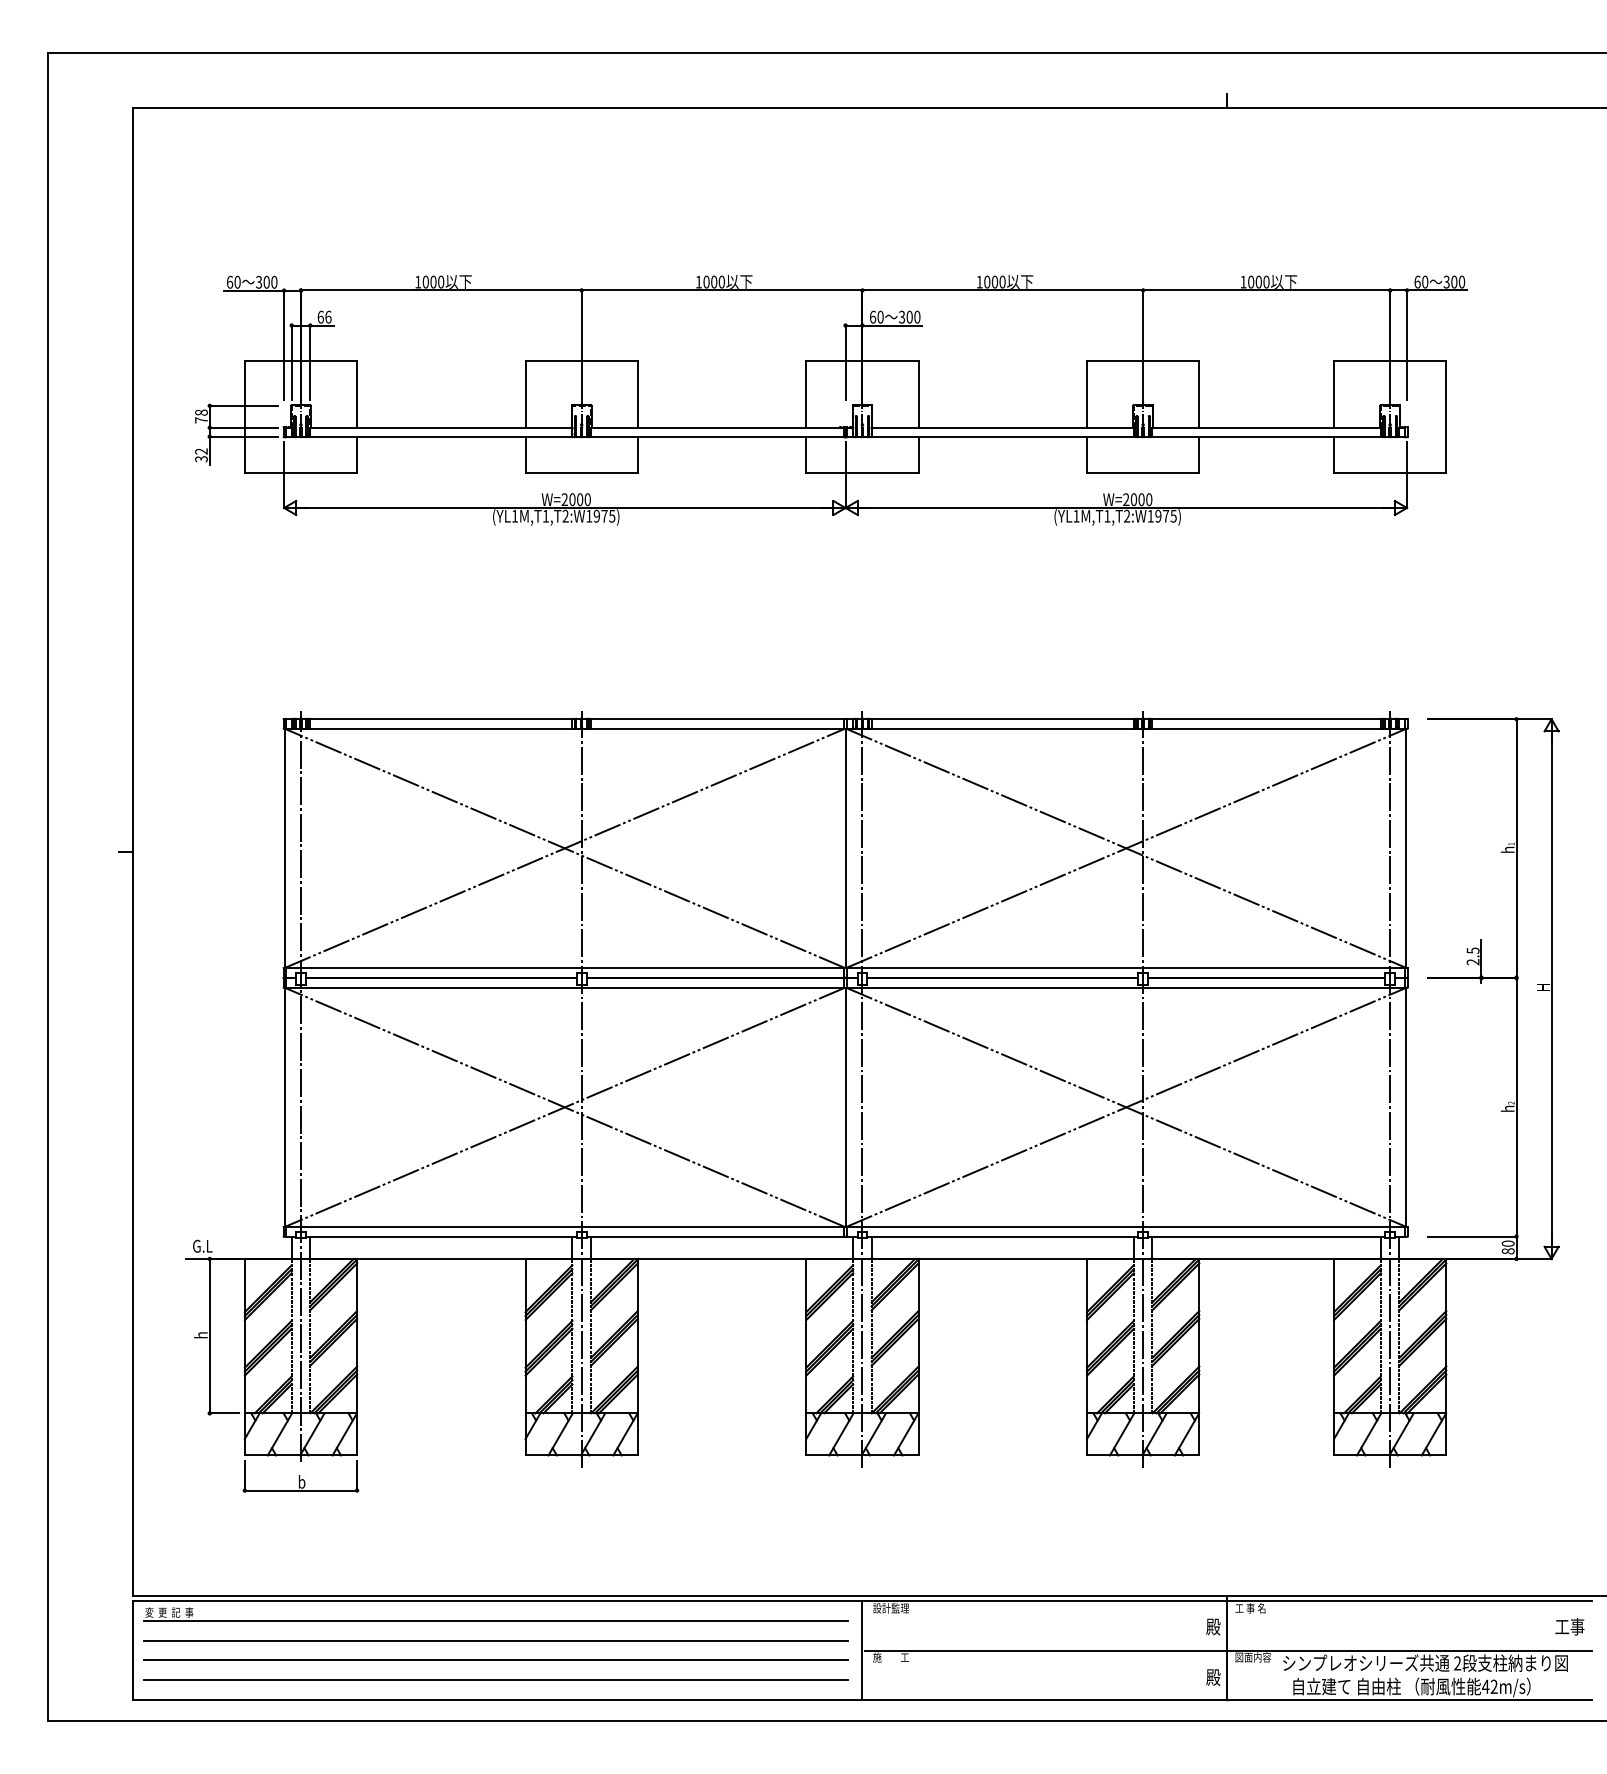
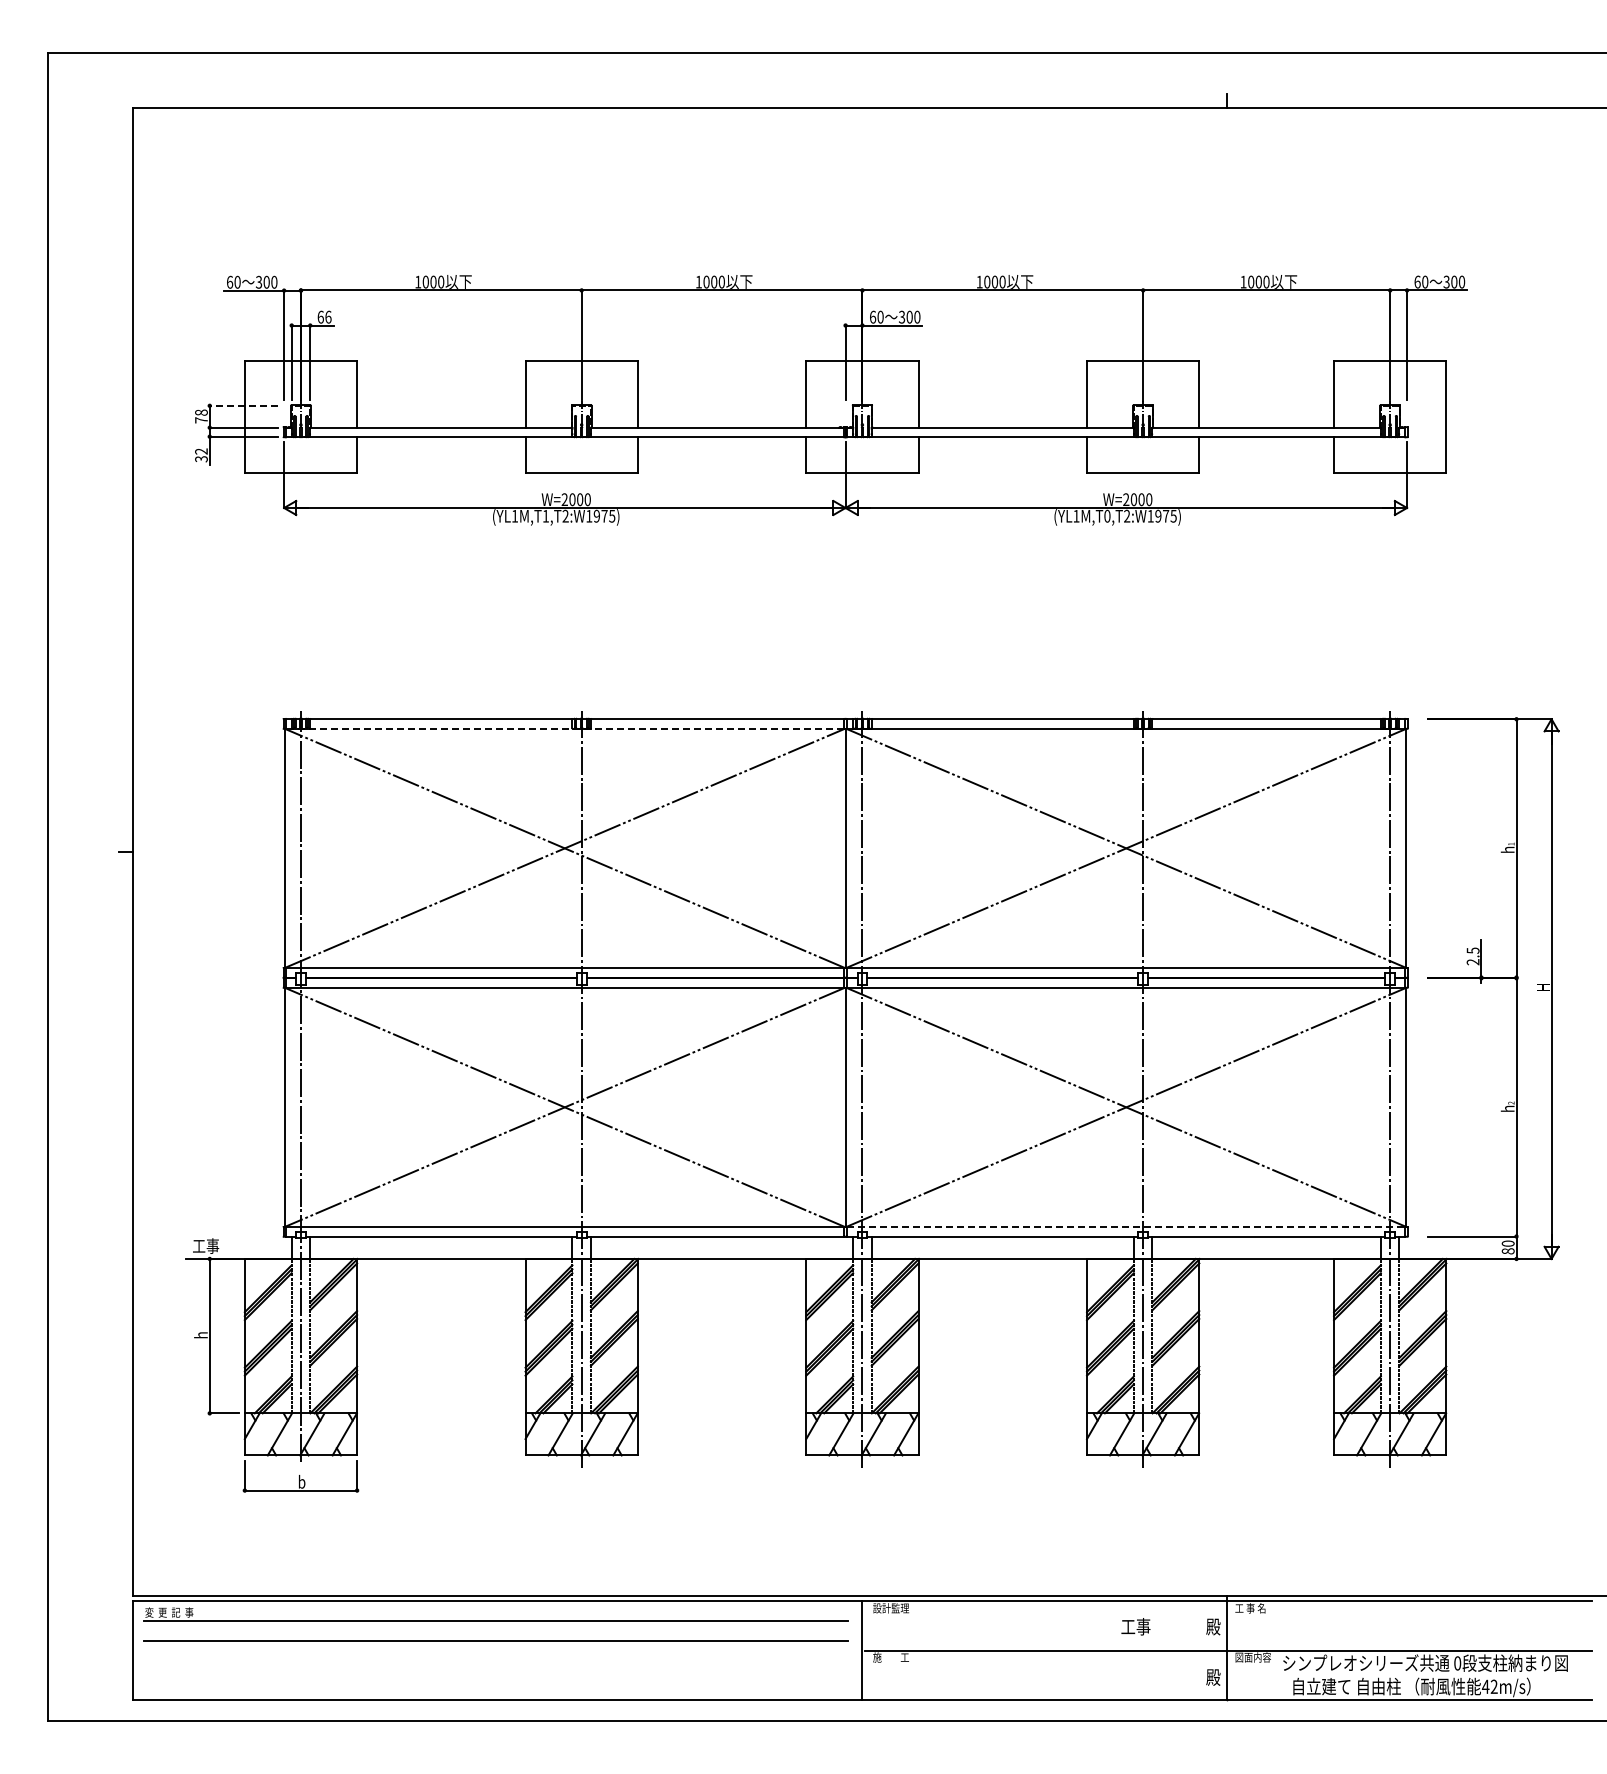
line: solid -> dashed (243, 405)
text: (YL1M,T1,T2:W1975) -> (YL1M,T0,T2:W1975) (1107, 515)
line: solid -> dashed (564, 728)
line: solid -> dashed (1126, 1226)
text: G.L -> 工事 (206, 1245)
text position: (1569, 1626) -> (1135, 1626) (1135, 1626)
line: present -> none (496, 1660)
text: 2 -> 0 (1457, 1663)
line: present -> none (496, 1680)
